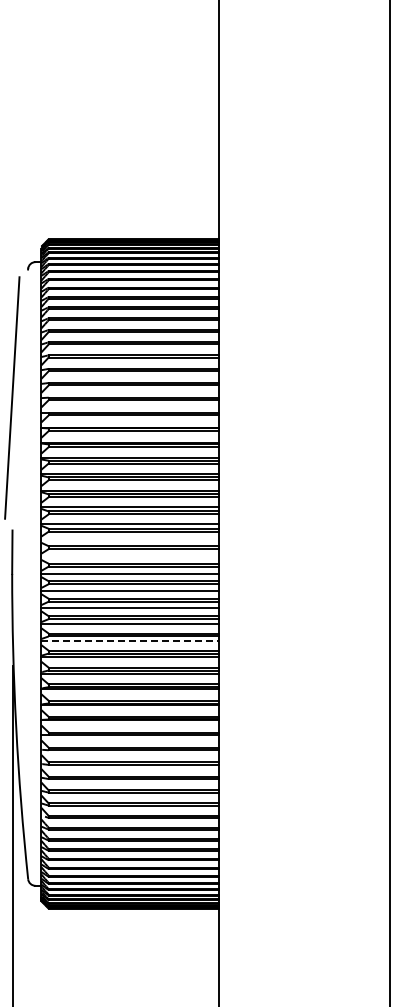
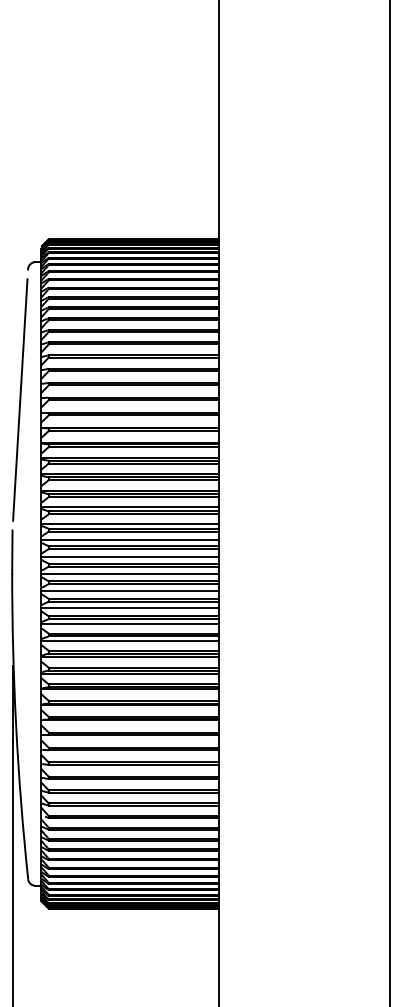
line position: (12, 397) -> (20, 399) (20, 399)
line: none -> present (130, 540)
line: none -> present (130, 557)
line: dashed -> solid (130, 640)
